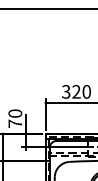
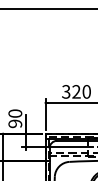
text: 70 -> 90 (15, 123)
